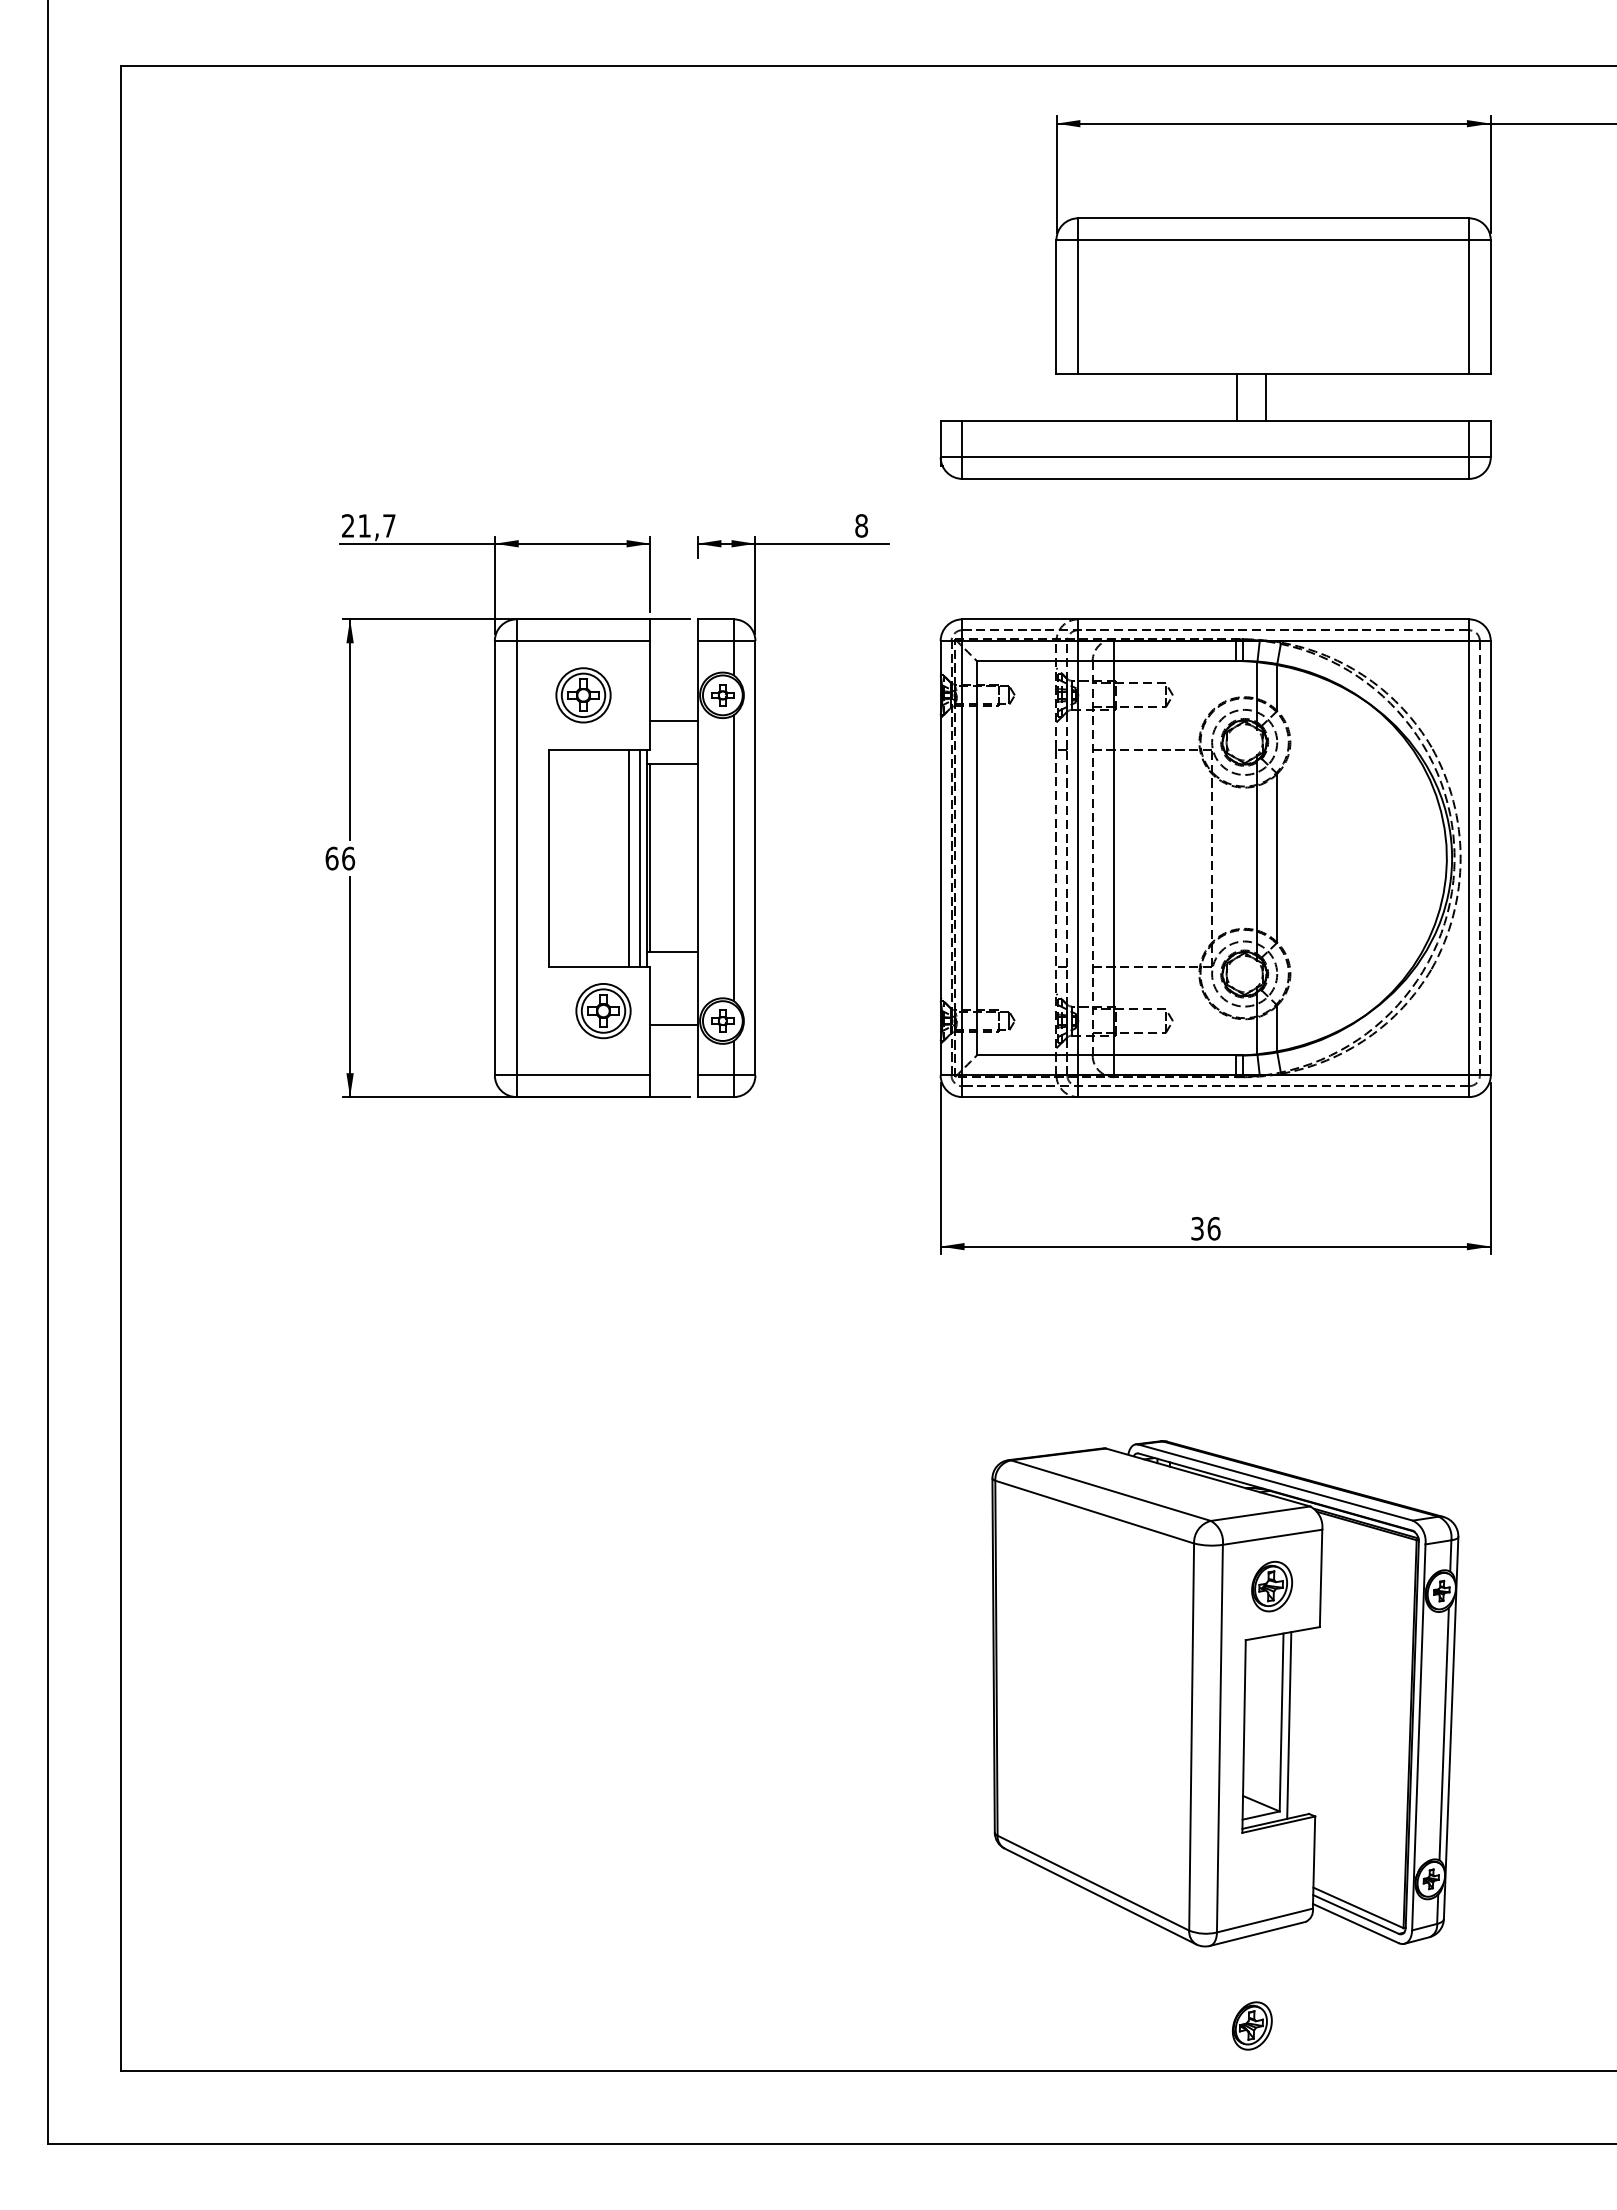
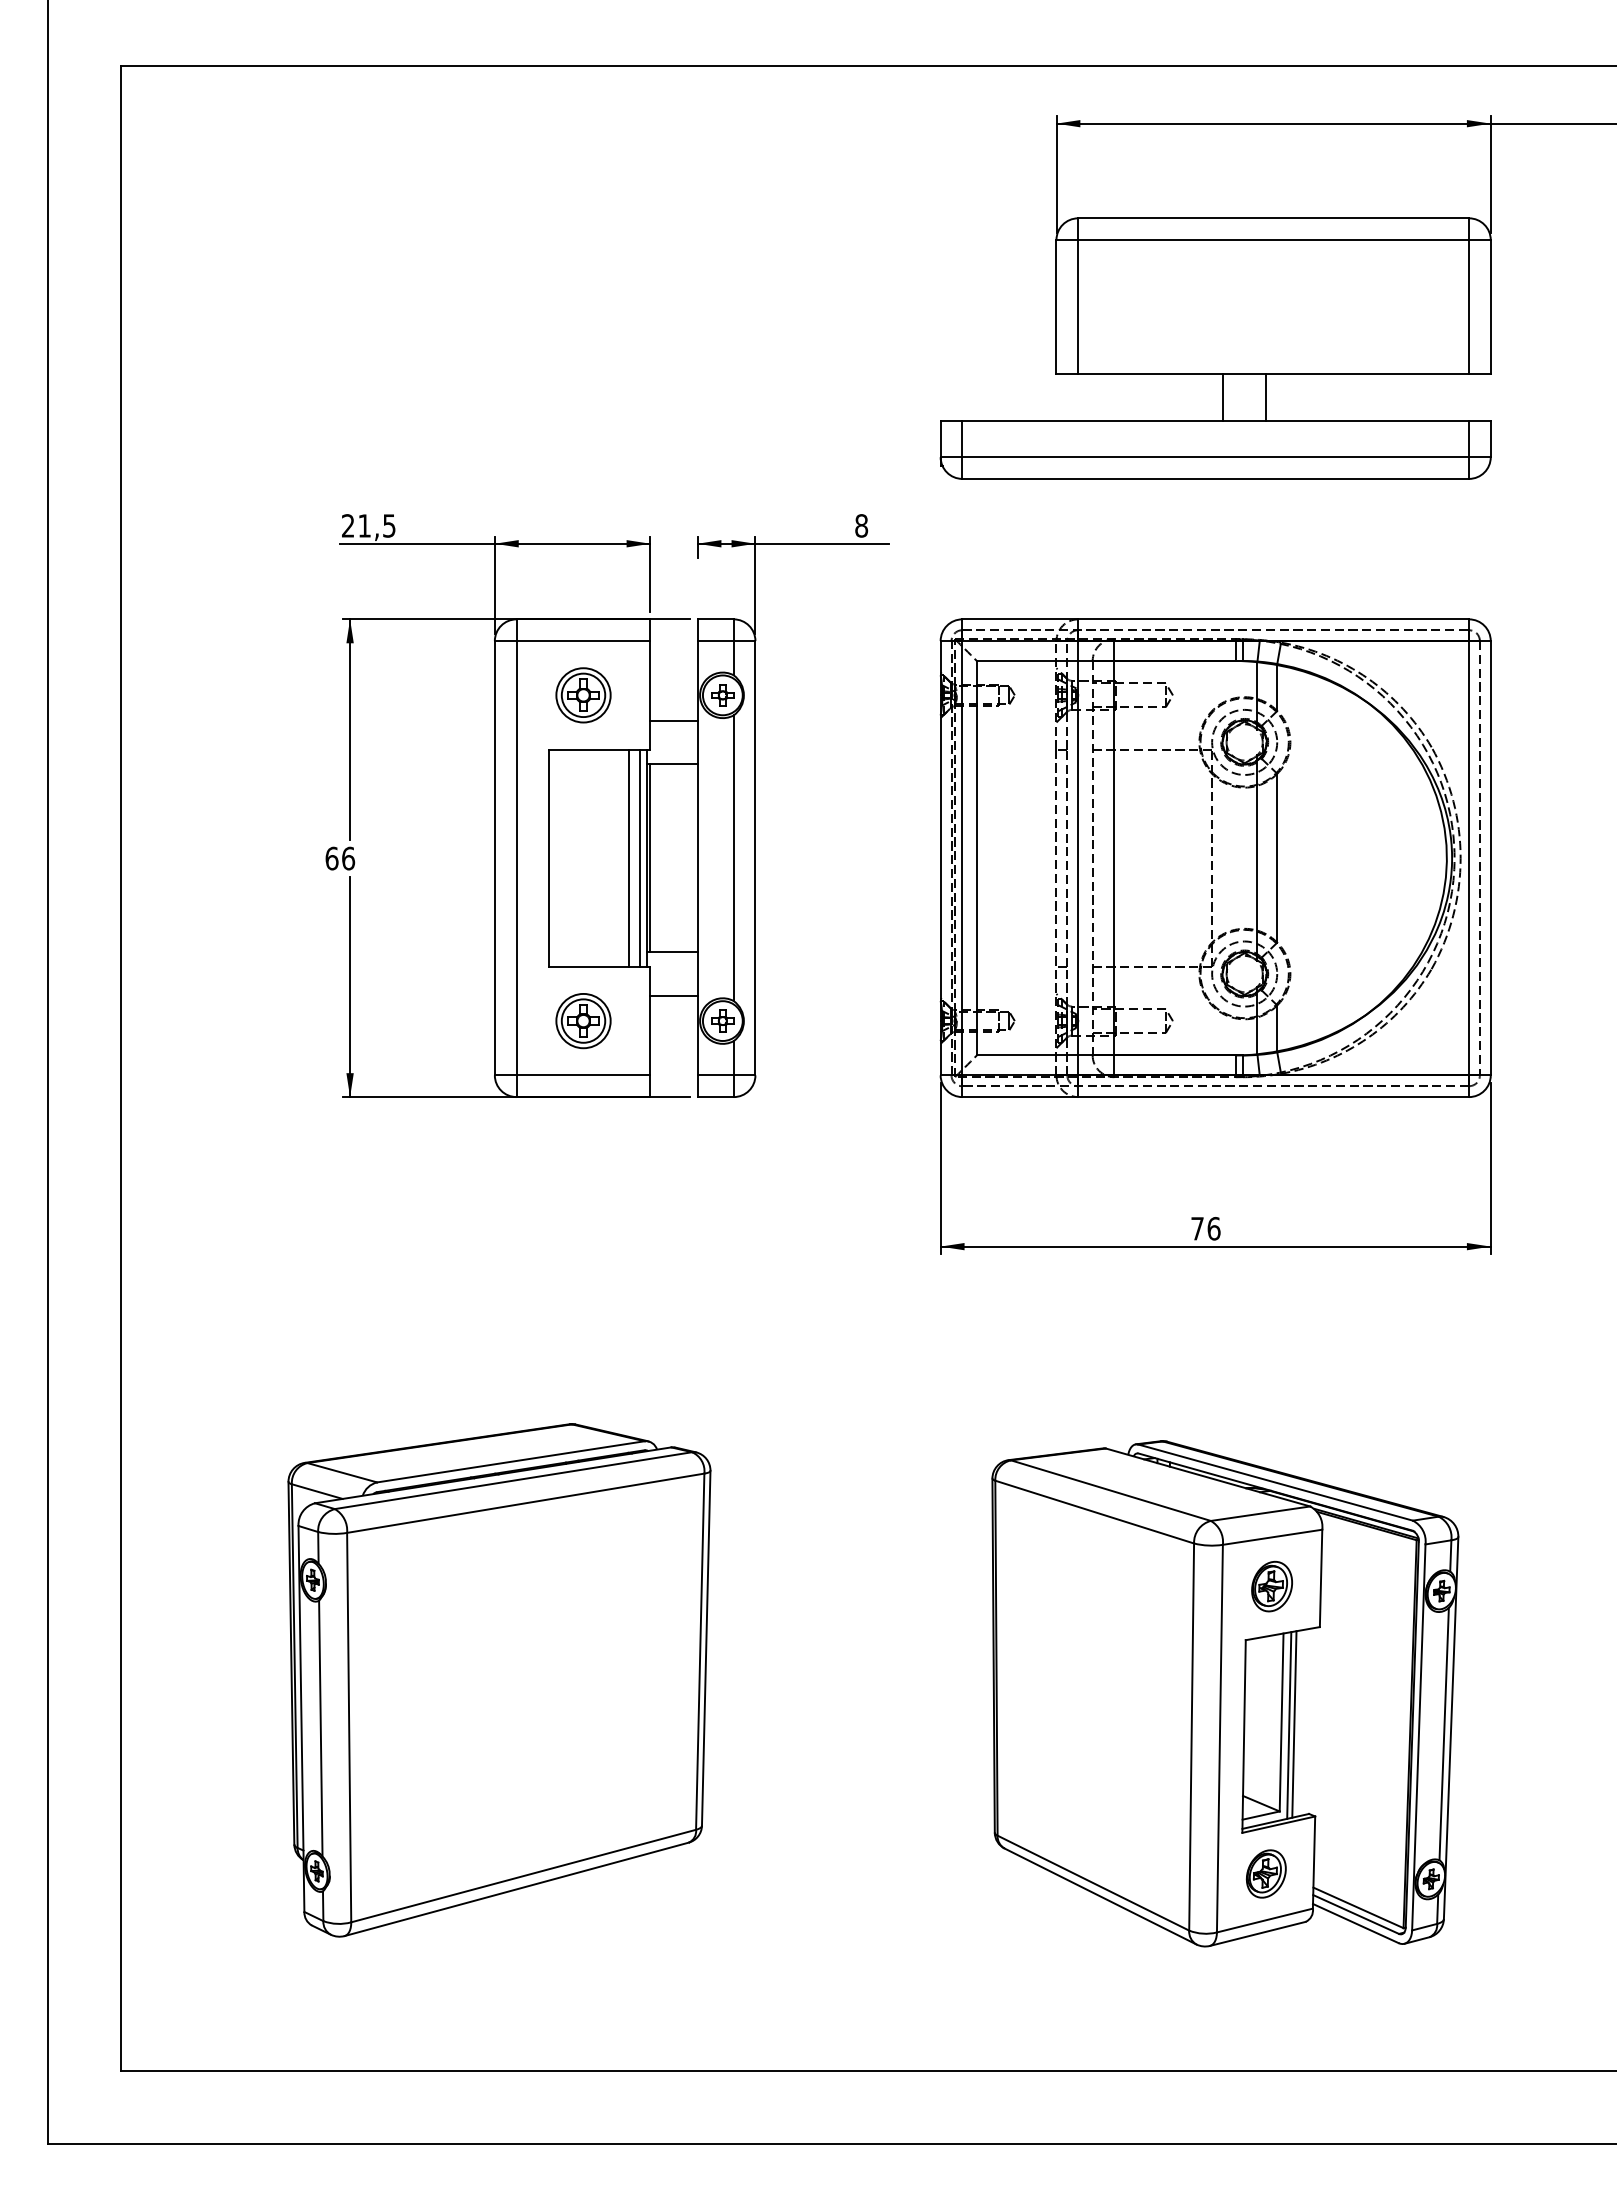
line position: (1236, 397) -> (1222, 397) (1222, 397)
text: 21,7 -> 21,5 (389, 525)
part position: (603, 1011) -> (583, 1021) (583, 1021)
line position: (673, 1024) -> (673, 995) (673, 995)
text: 36 -> 76 (1197, 1228)
part: none -> present (499, 1680)
line: none -> present (1294, 1724)
part position: (1251, 2025) -> (1265, 1873) (1265, 1873)
